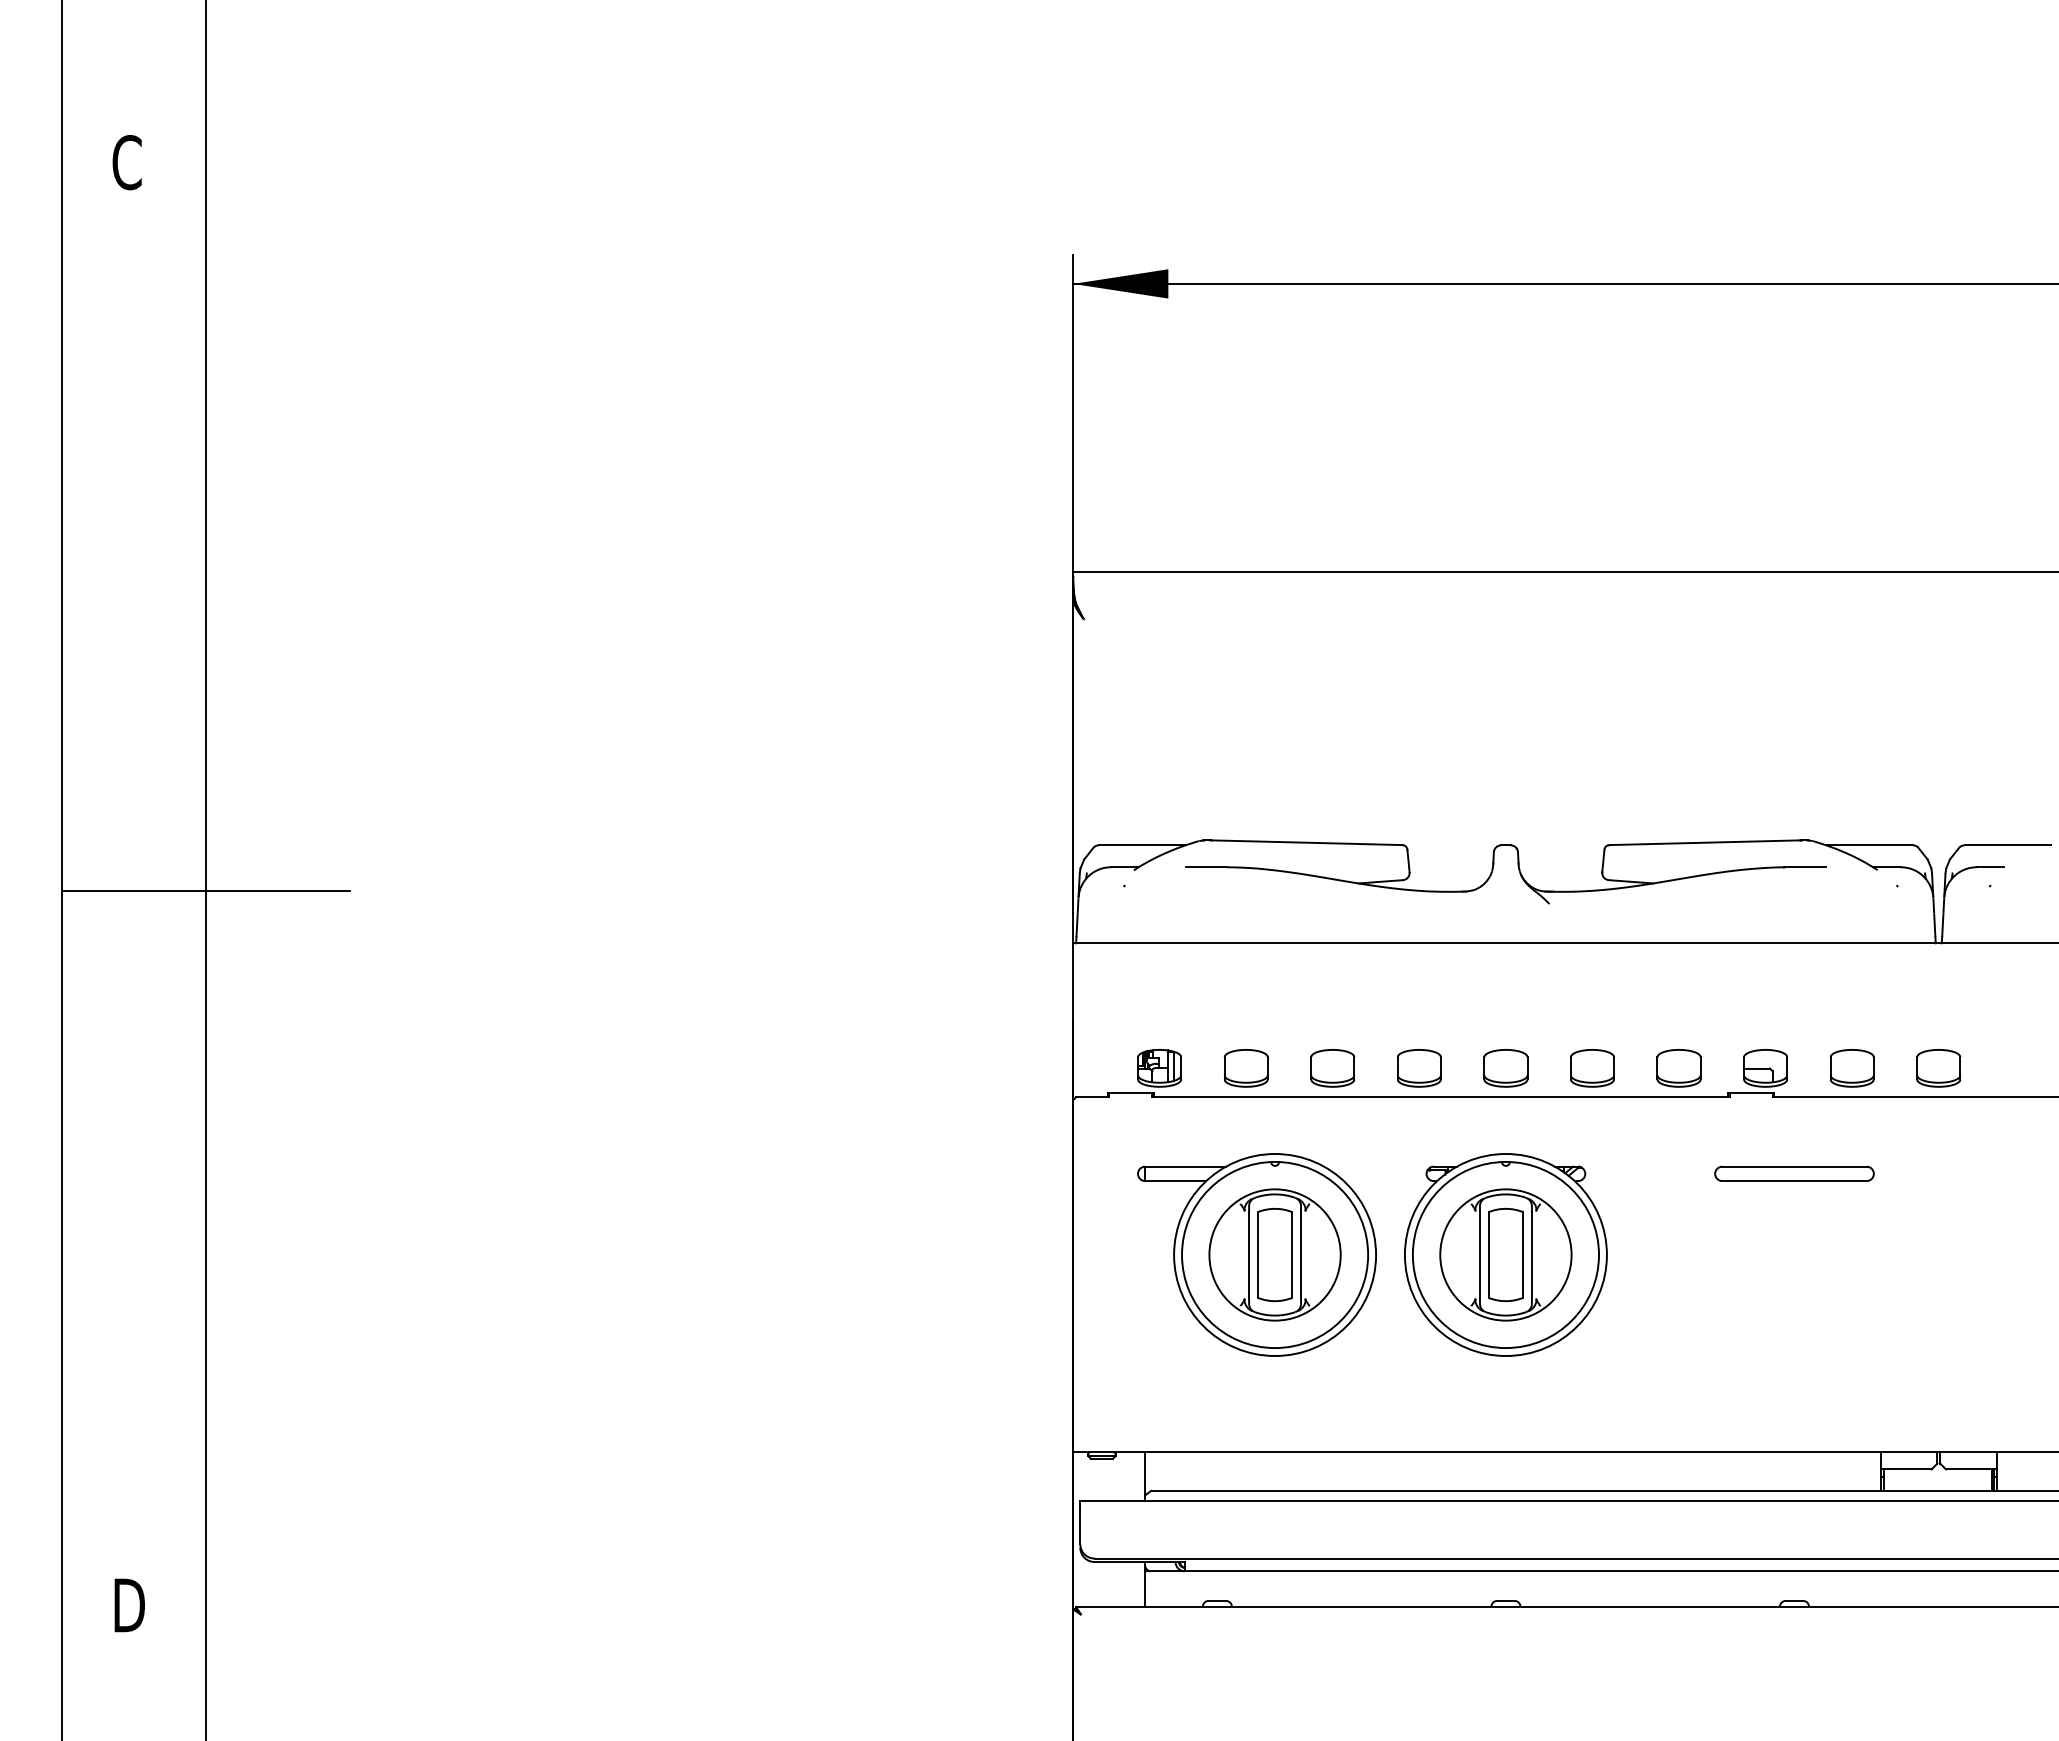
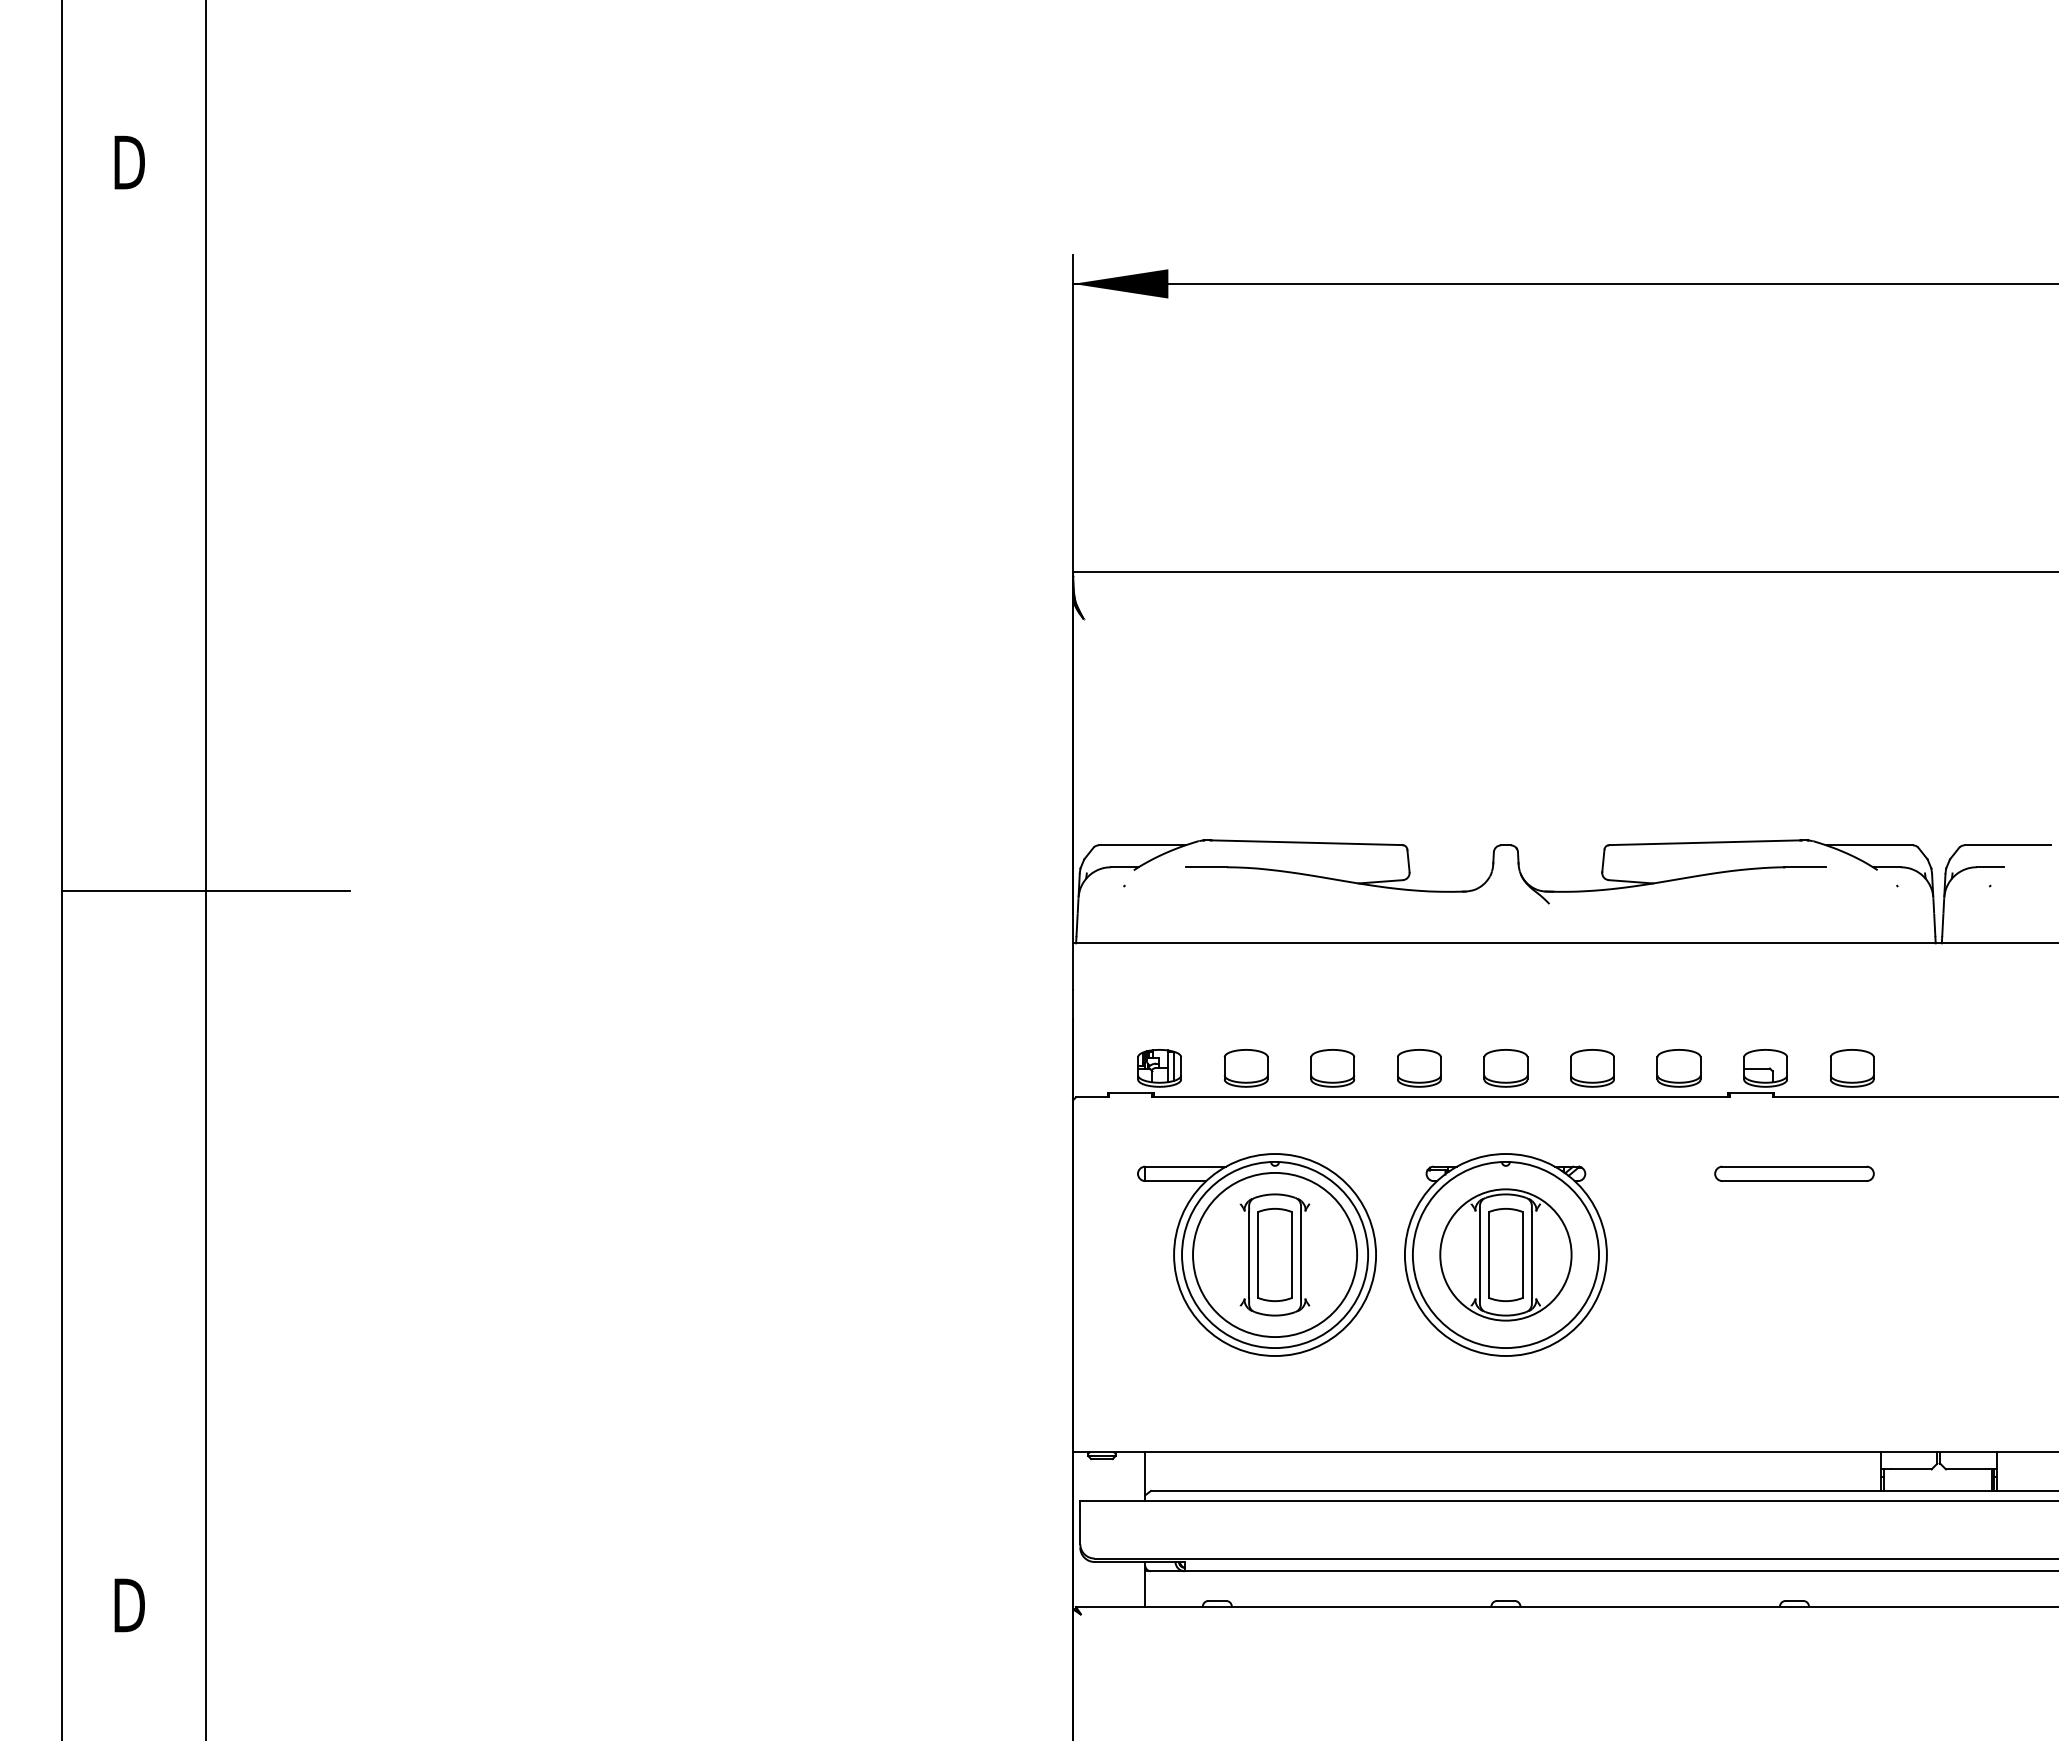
text: C -> D (128, 162)
part: present -> none (1938, 1068)
circle diameter: 131 px -> 164 px (1275, 1254)
